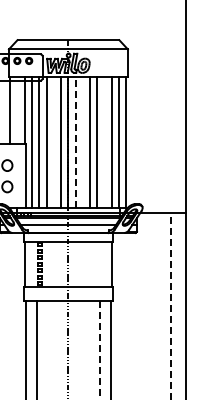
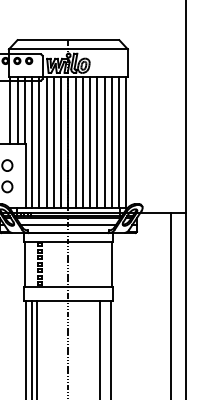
line: none -> present (17, 110)
line: none -> present (53, 142)
line: dashed -> solid (75, 142)
line: none -> present (82, 142)
line: none -> present (104, 142)
line: dashed -> solid (170, 306)
line: none -> present (32, 348)
line: dashed -> solid (100, 350)
